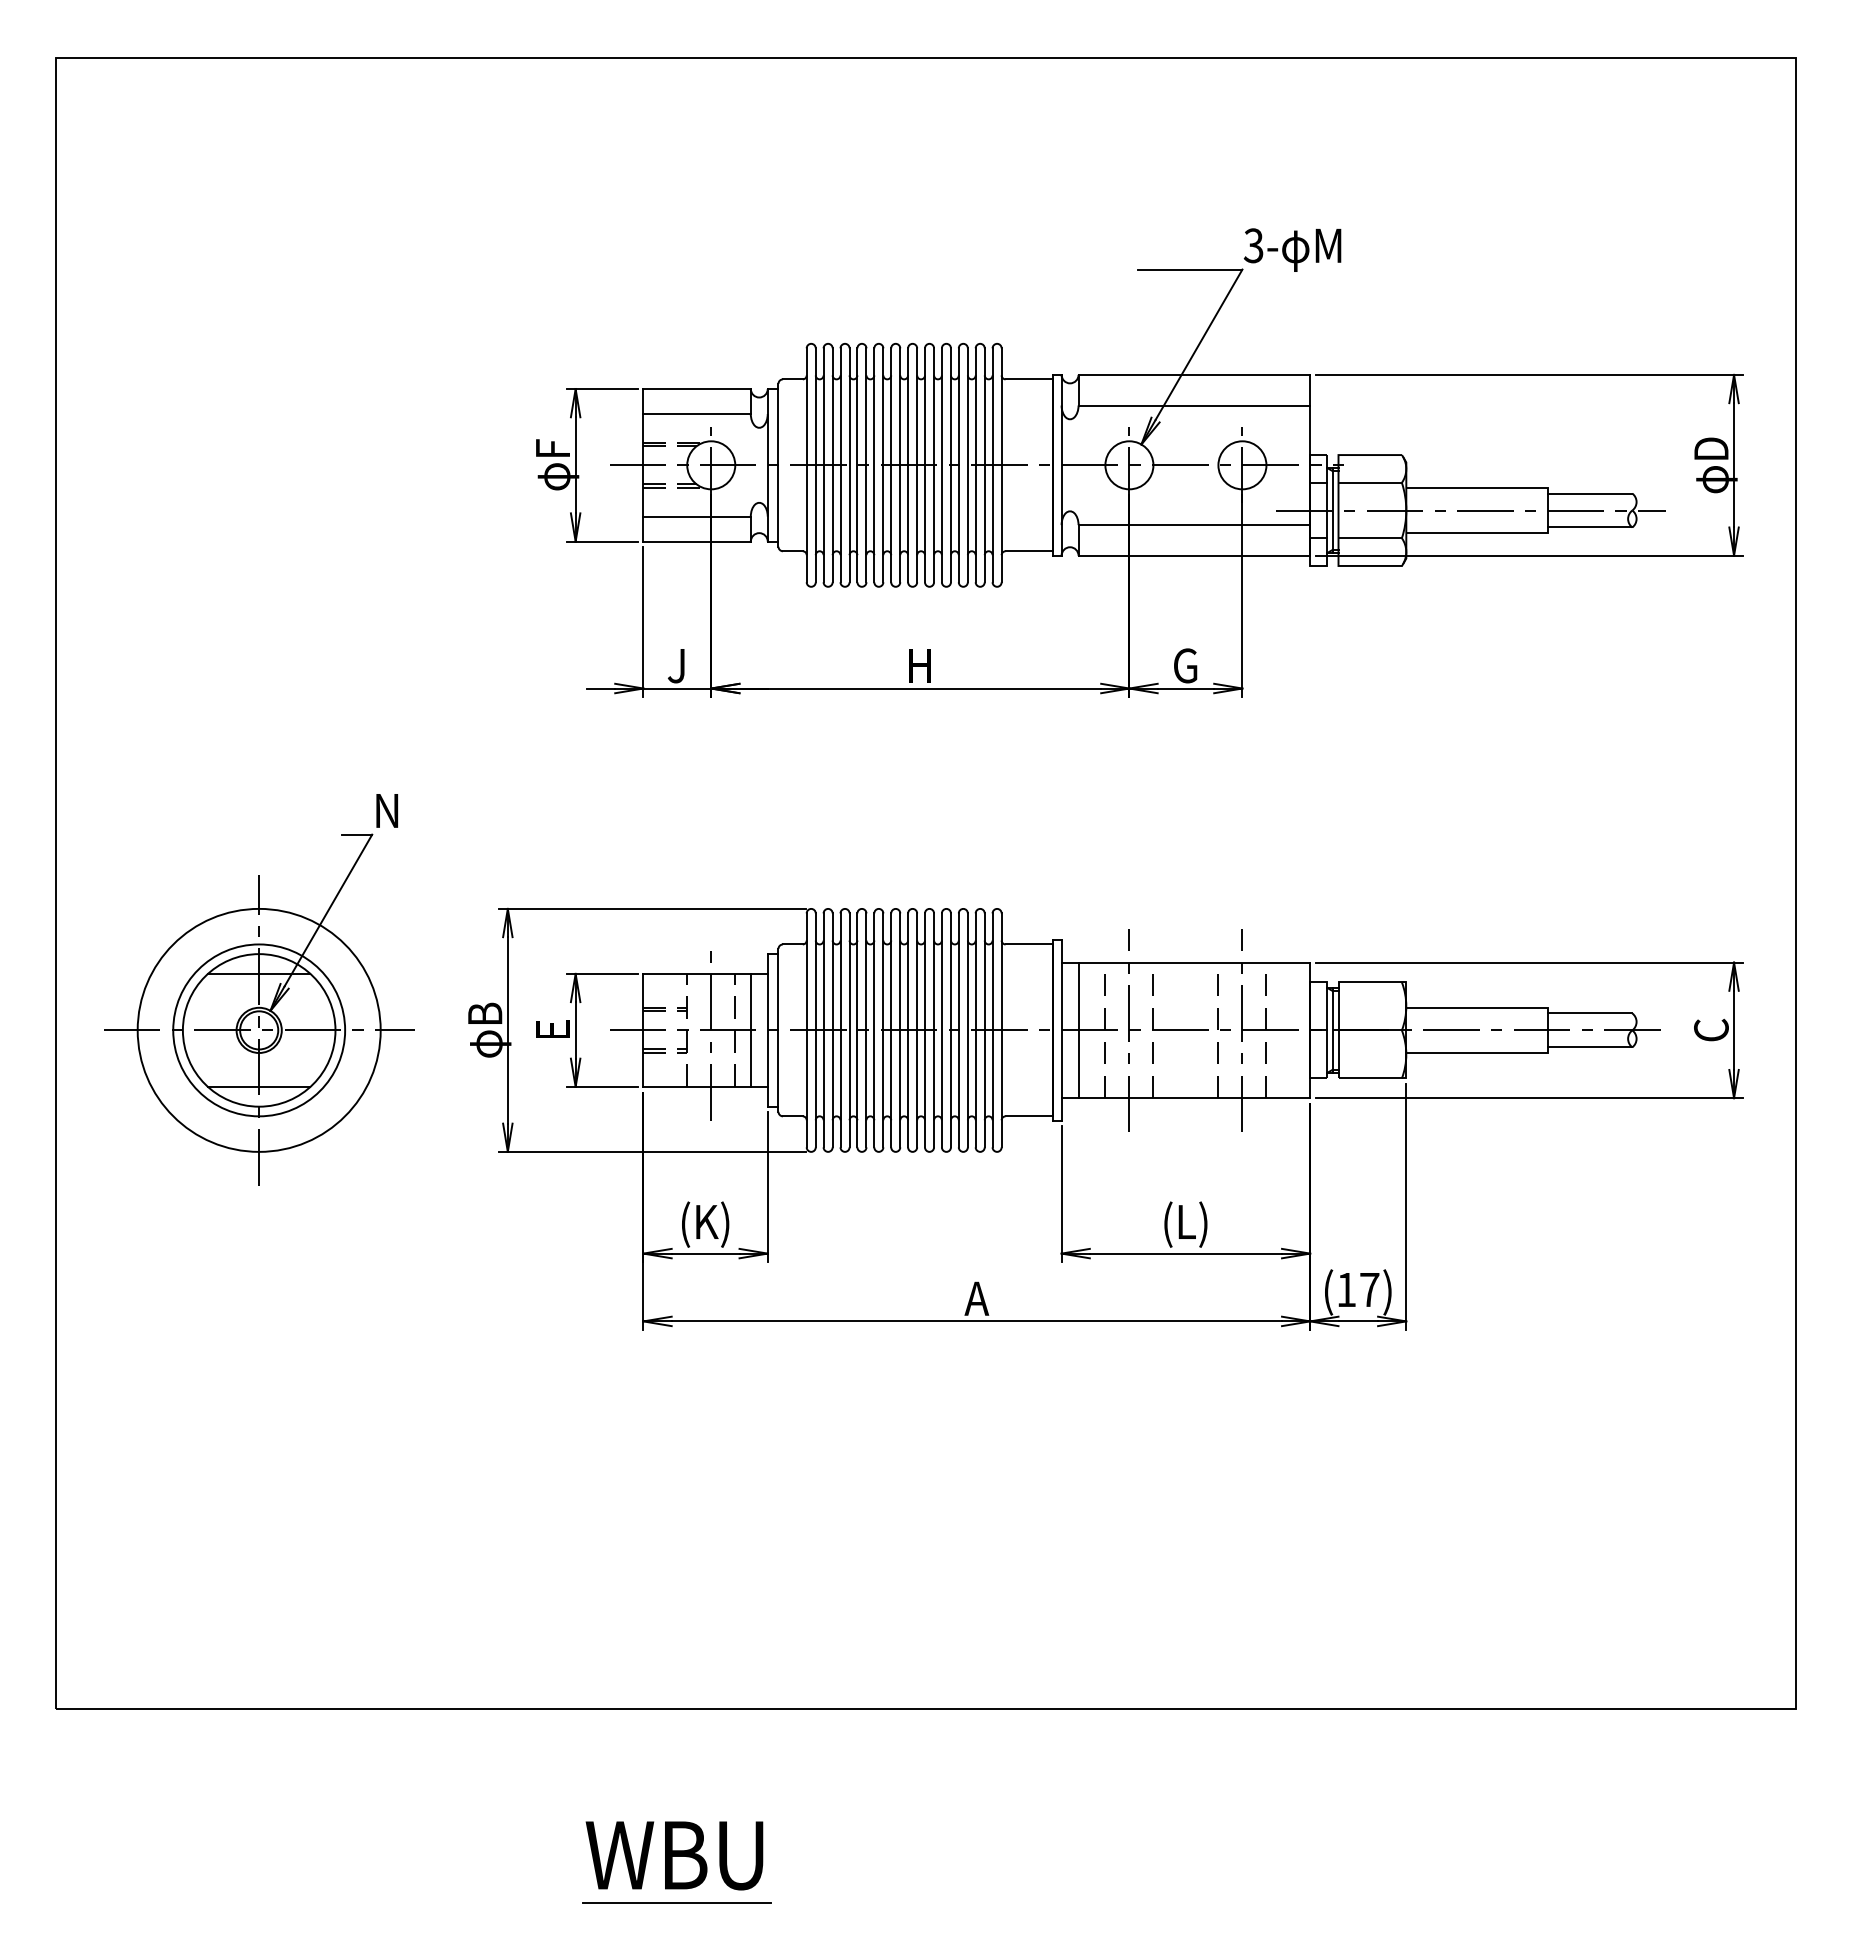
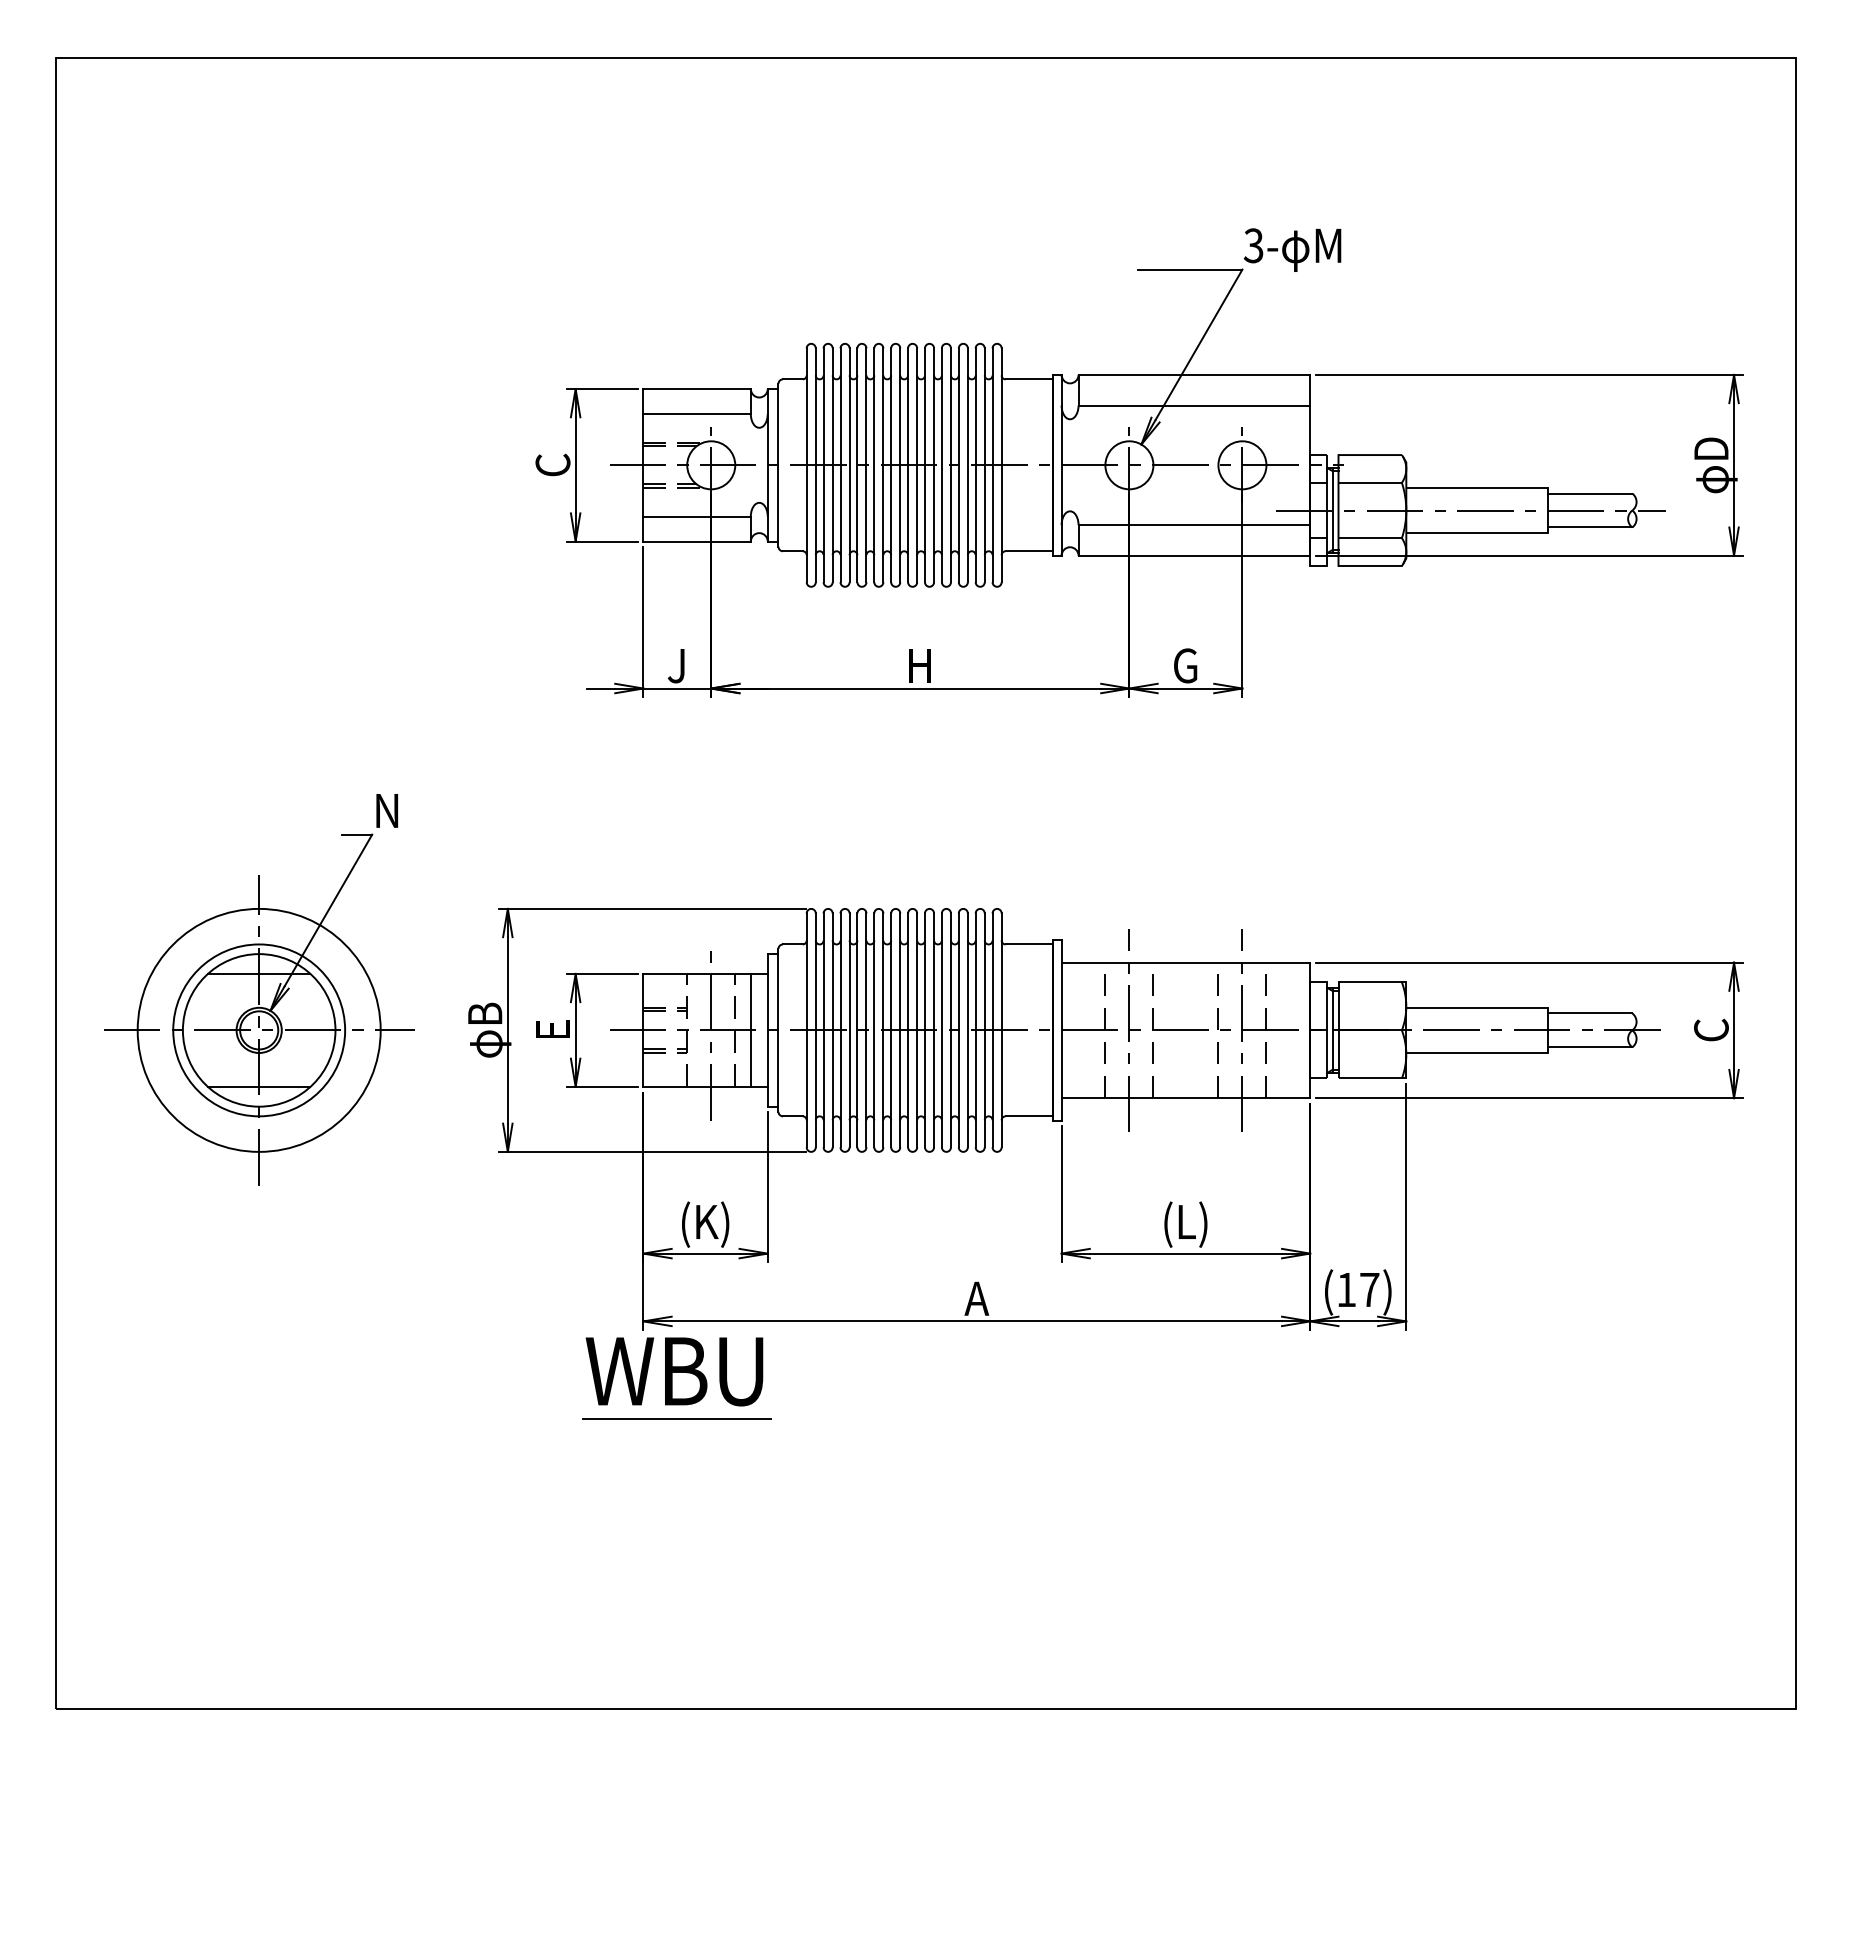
text: φF -> C (557, 464)
line: present -> none (1078, 1030)
part position: (676, 1862) -> (676, 1378) (676, 1378)
